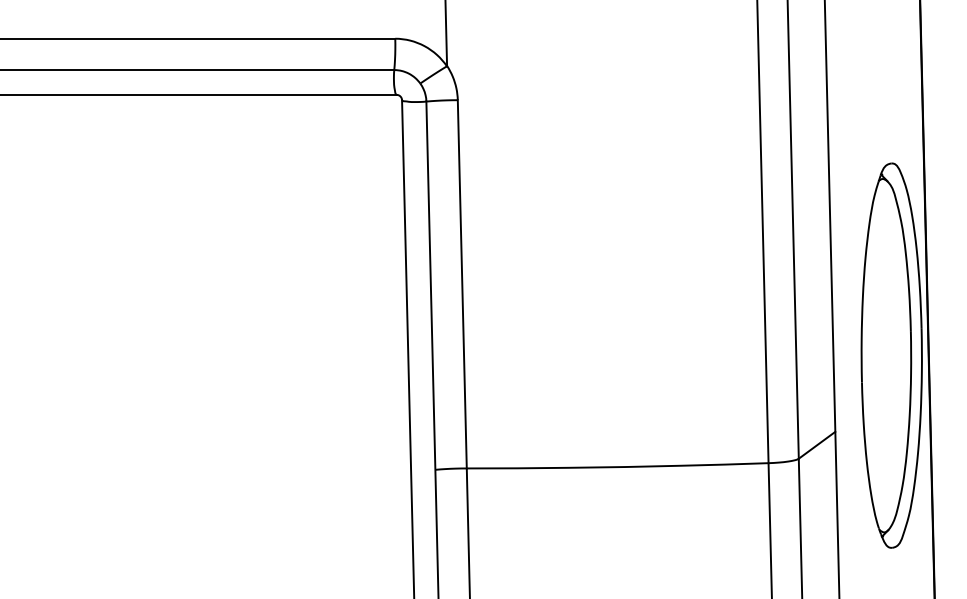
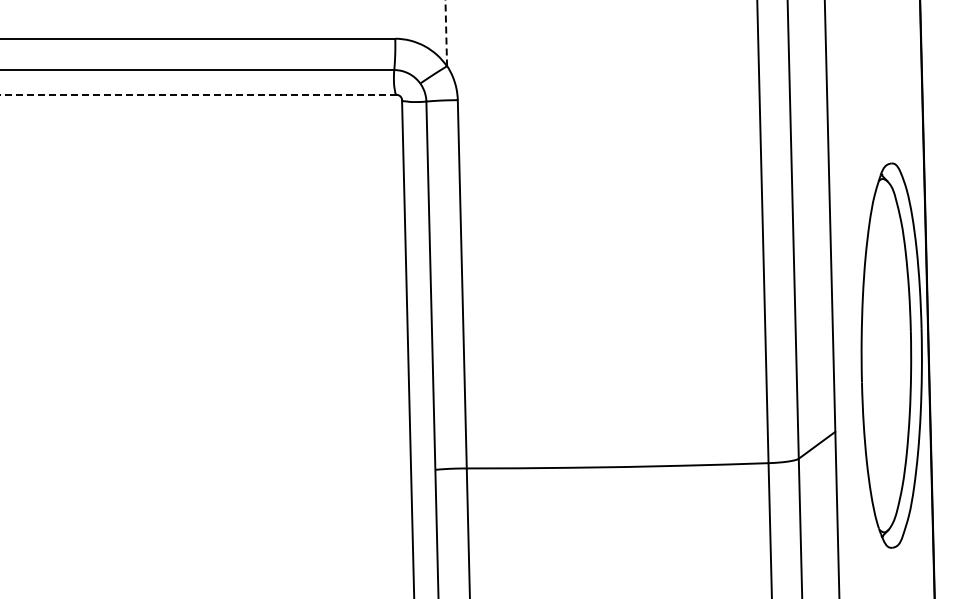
line: solid -> dashed (446, 33)
line: solid -> dashed (198, 94)
